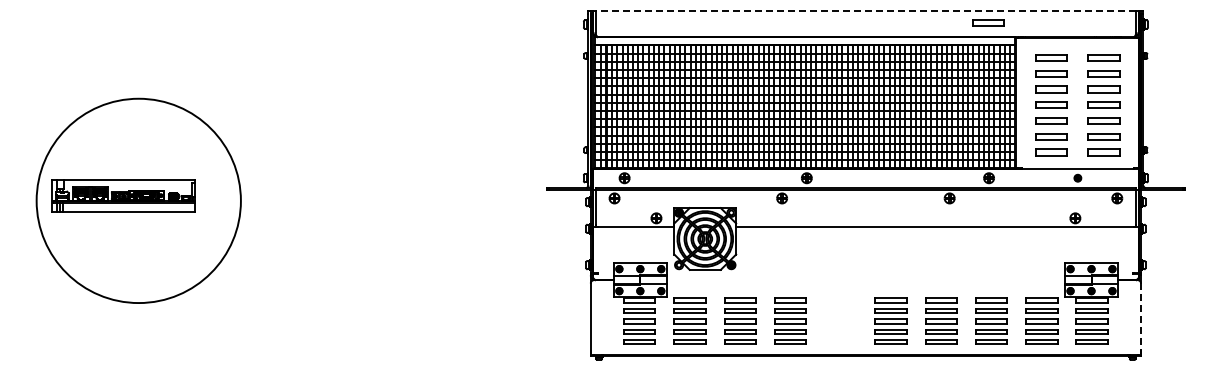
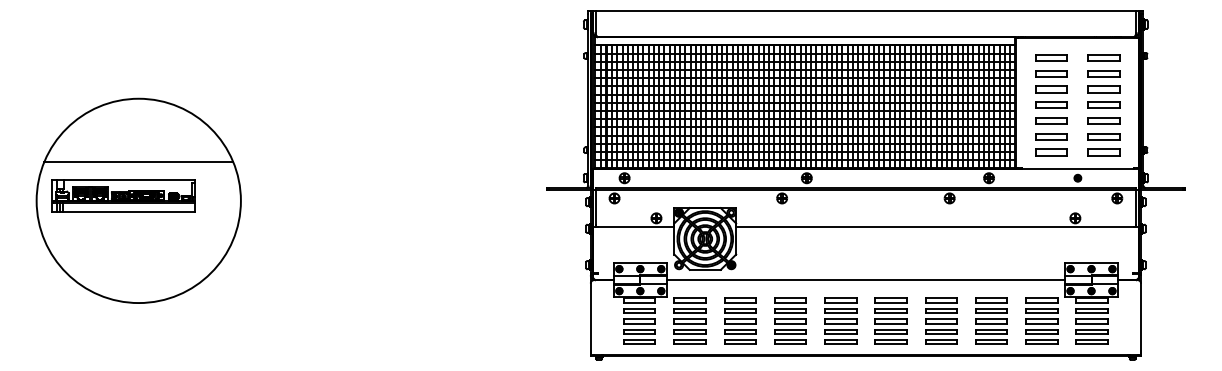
line: dashed -> solid (865, 10)
part: present -> none (988, 22)
line: none -> present (138, 162)
line: none -> present (865, 280)
line: dashed -> solid (1141, 317)
part: none -> present (840, 320)
